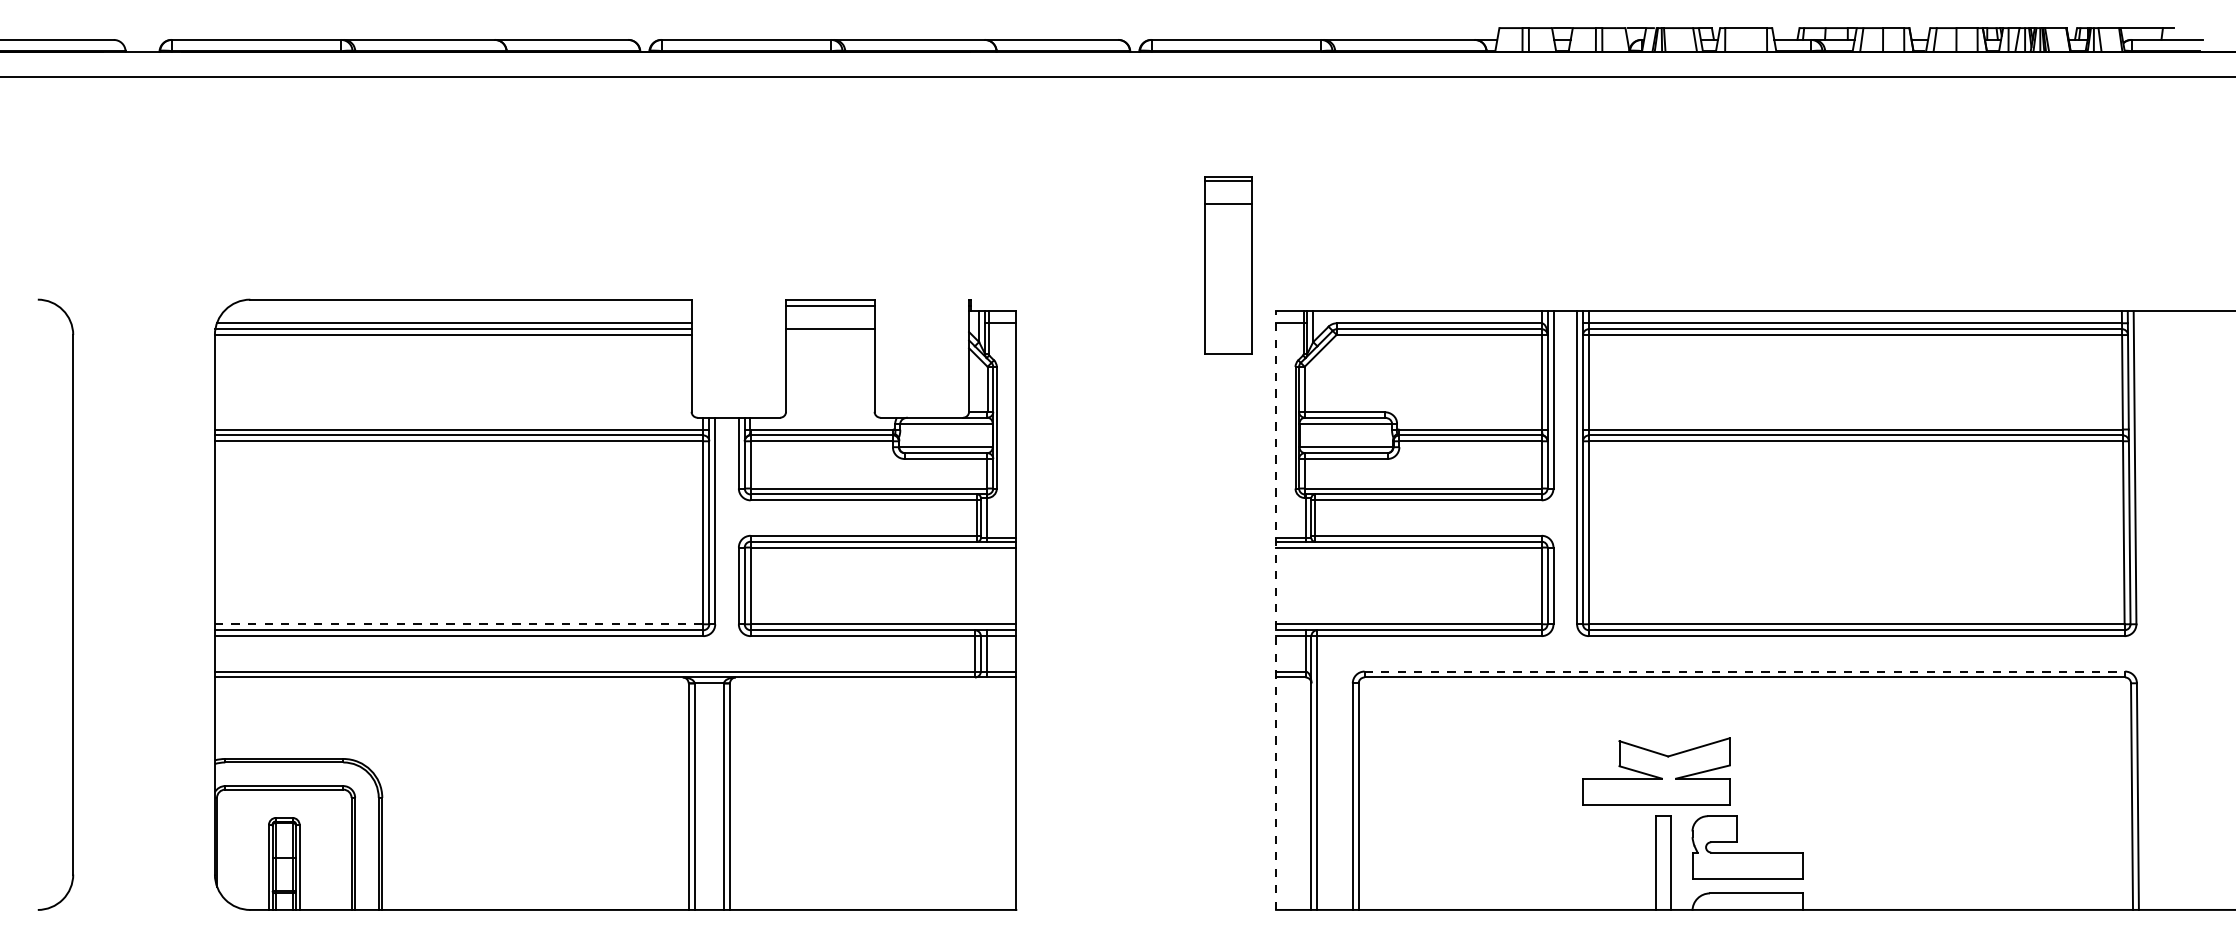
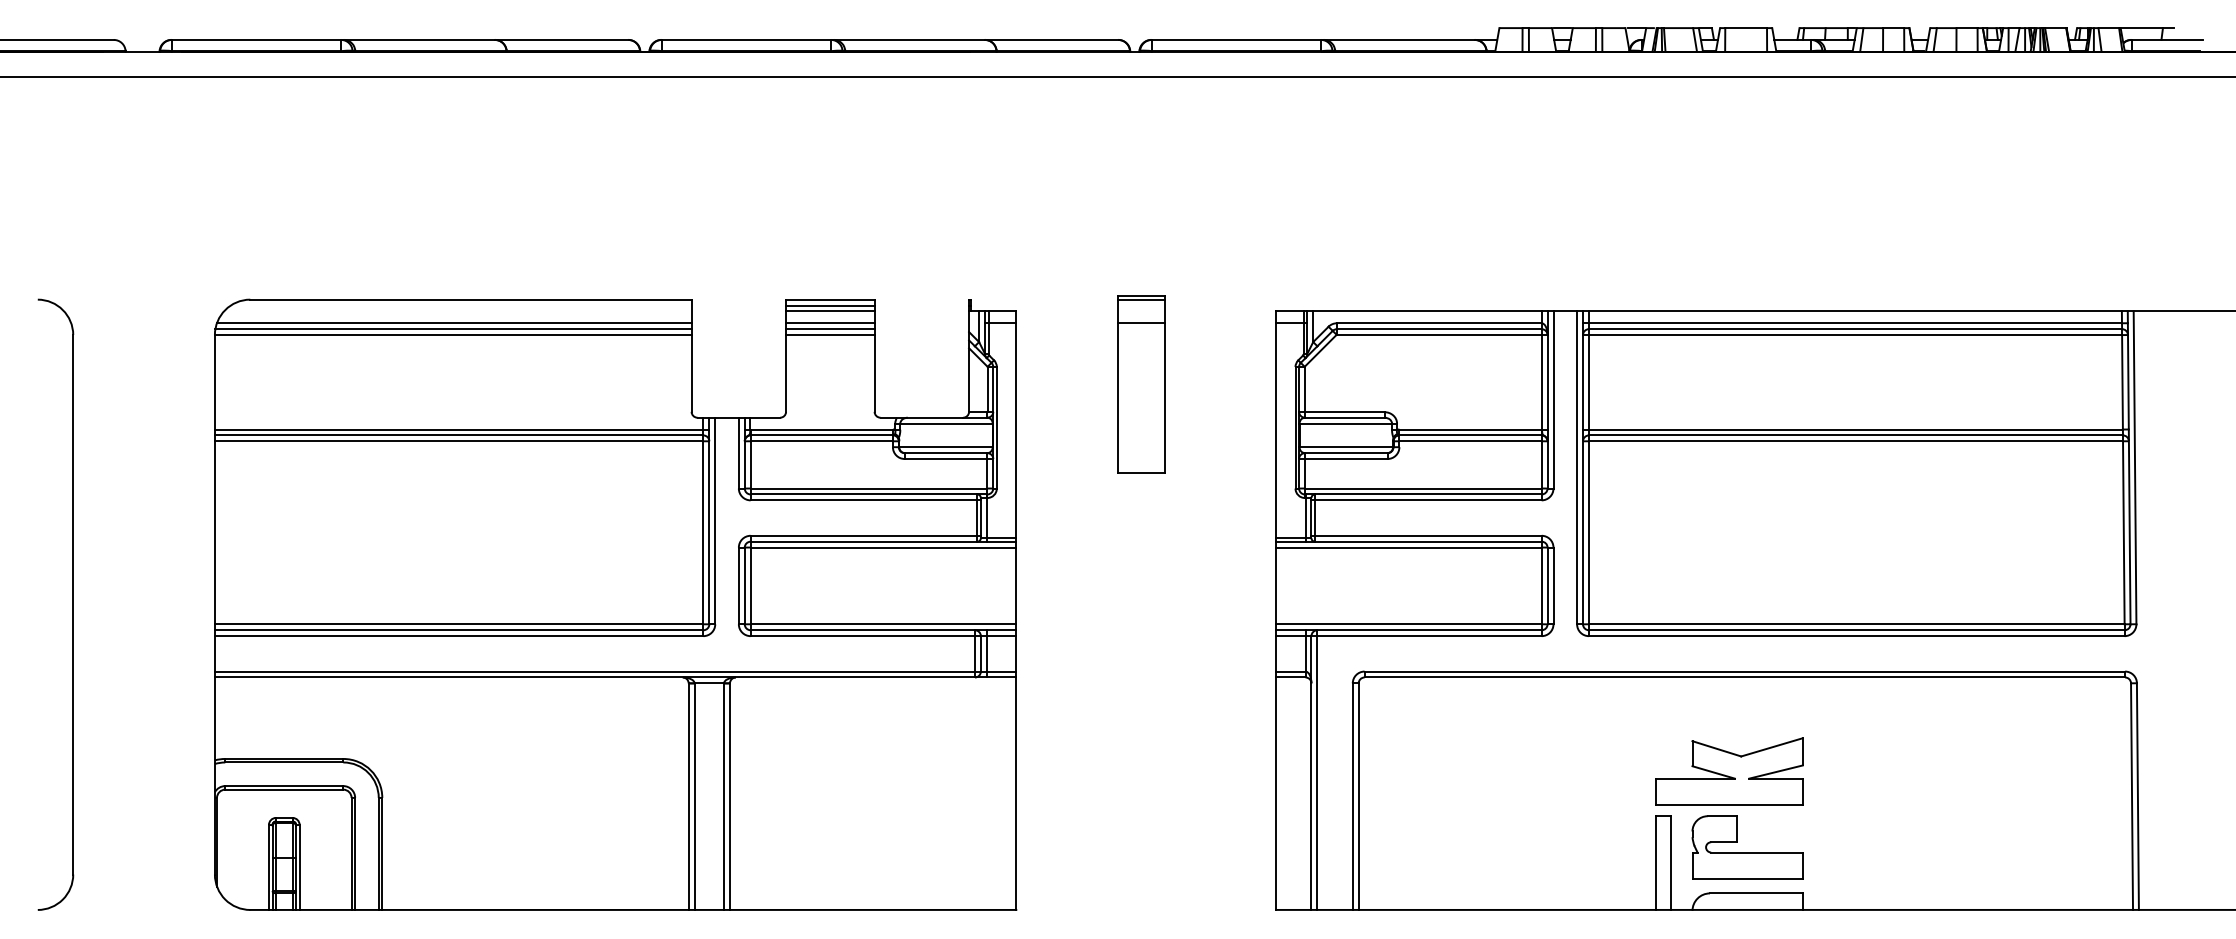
part position: (1228, 265) -> (1141, 384) (1141, 384)
line: none -> present (830, 311)
line: none -> present (830, 323)
line: none -> present (830, 334)
line: dashed -> solid (1276, 610)
line: dashed -> solid (459, 624)
line: dashed -> solid (1745, 671)
part position: (1656, 771) -> (1729, 771) (1729, 771)
